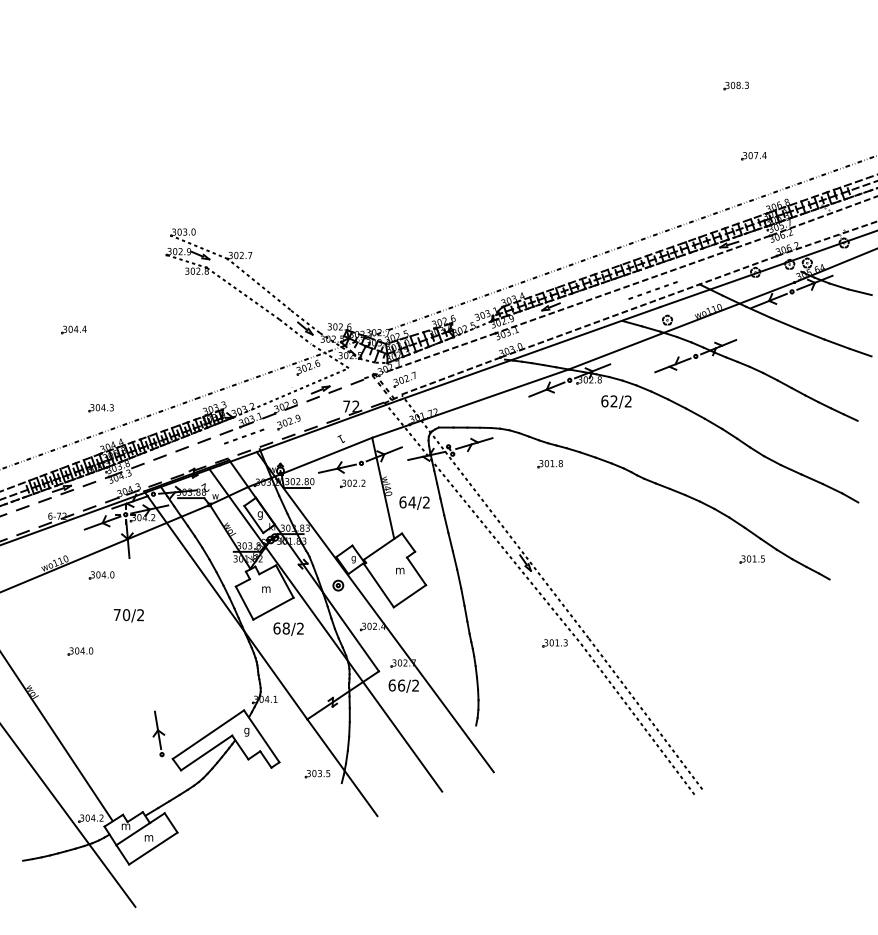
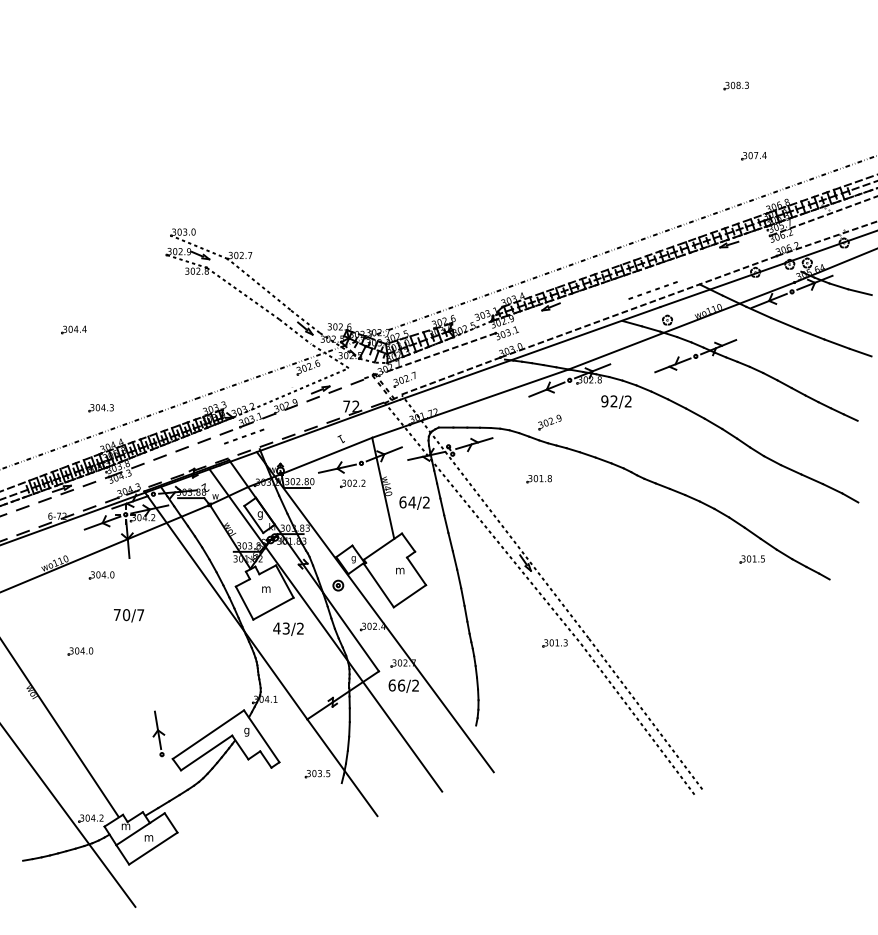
line: present -> none (632, 284)
text: 62/2 -> 92/2 (604, 401)
part position: (288, 422) -> (549, 422) (549, 422)
part position: (549, 464) -> (538, 479) (538, 479)
text: 70/2 -> 70/7 (140, 615)
text: 68/2 -> 43/2 (281, 628)
line position: (57, 737) -> (60, 728) (60, 728)
